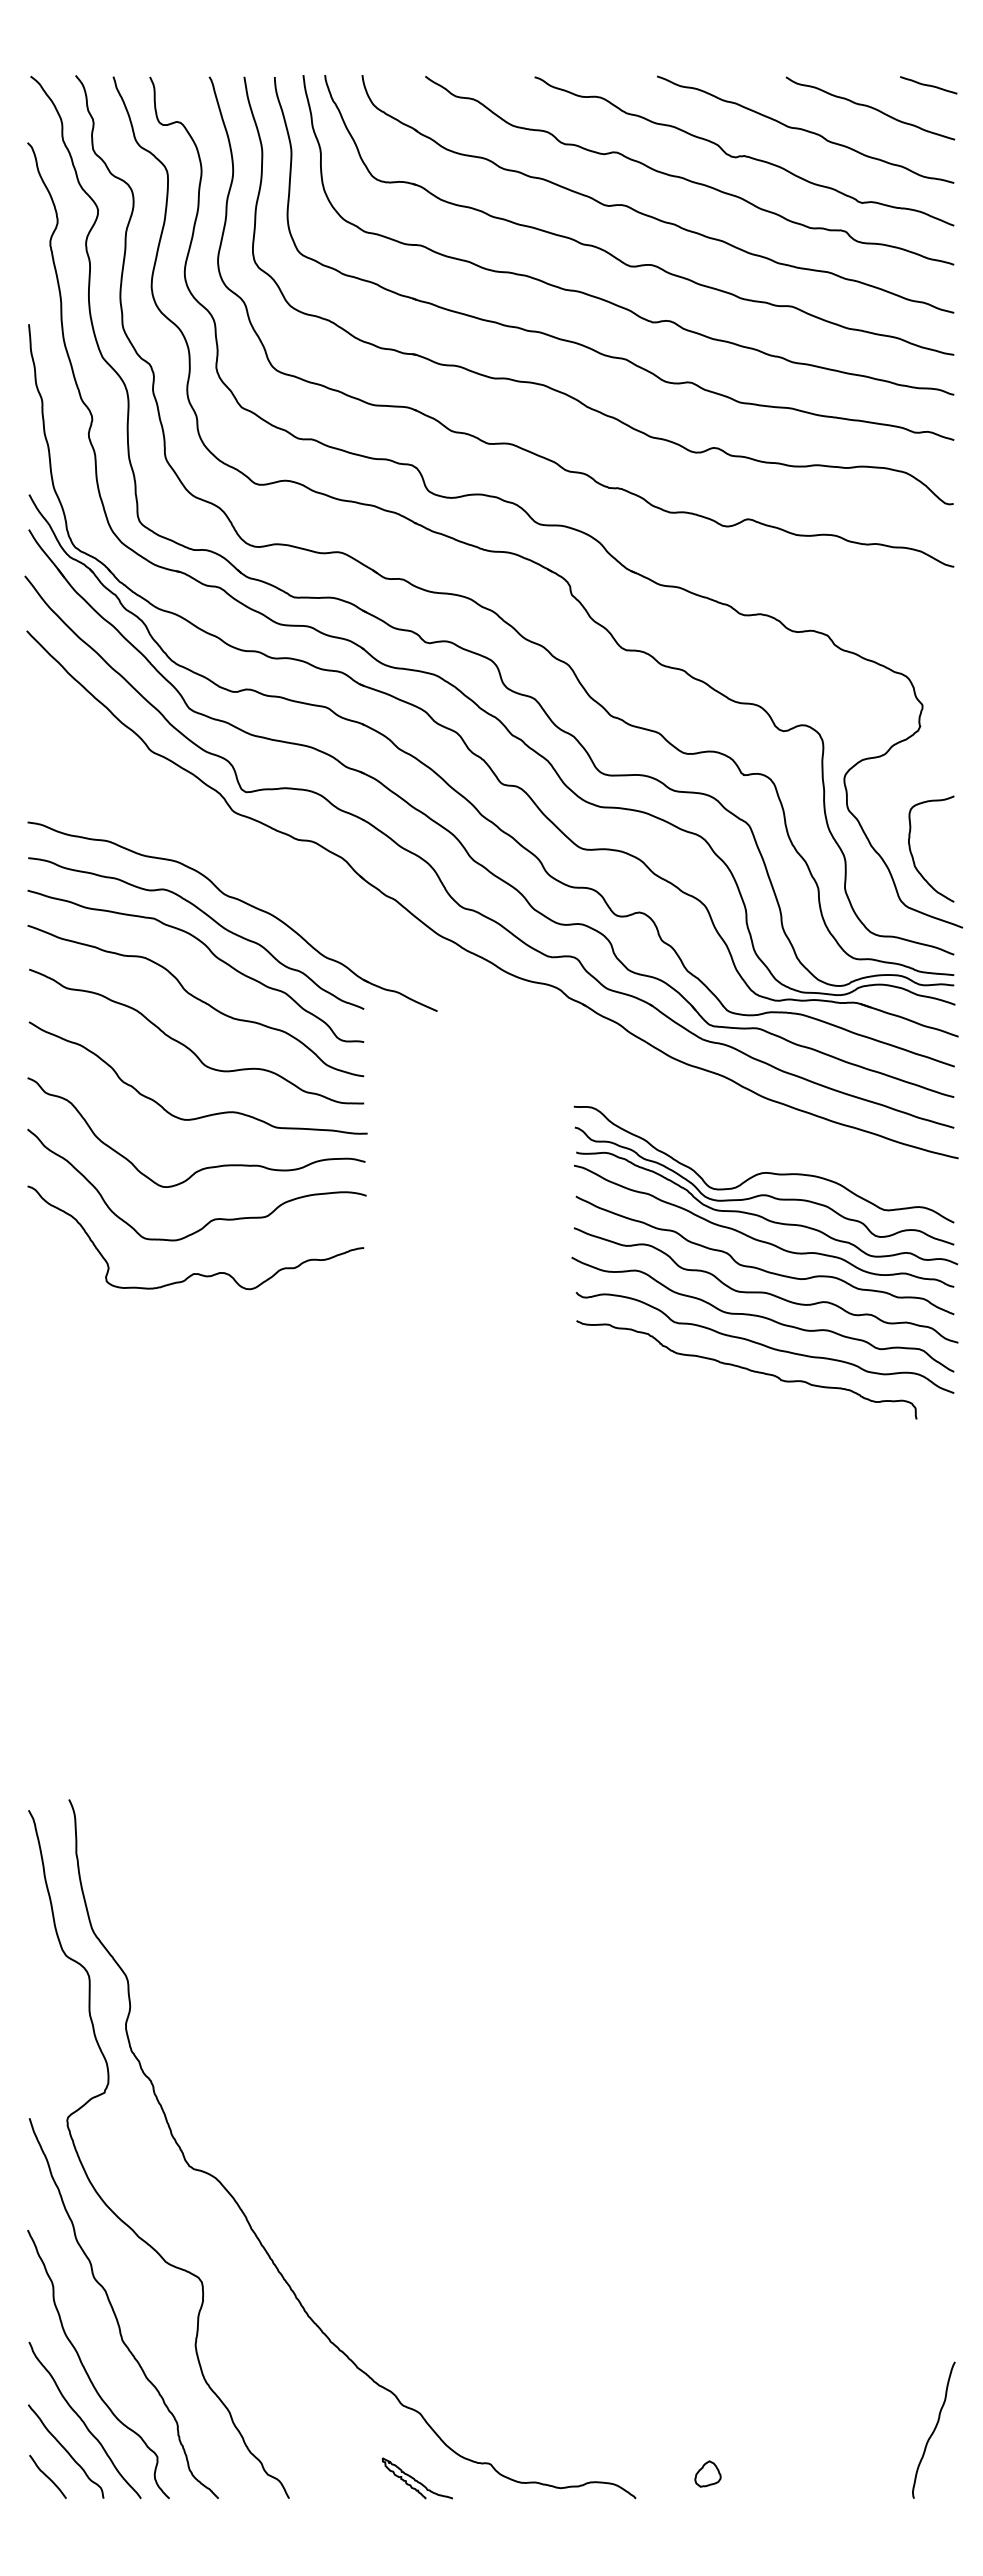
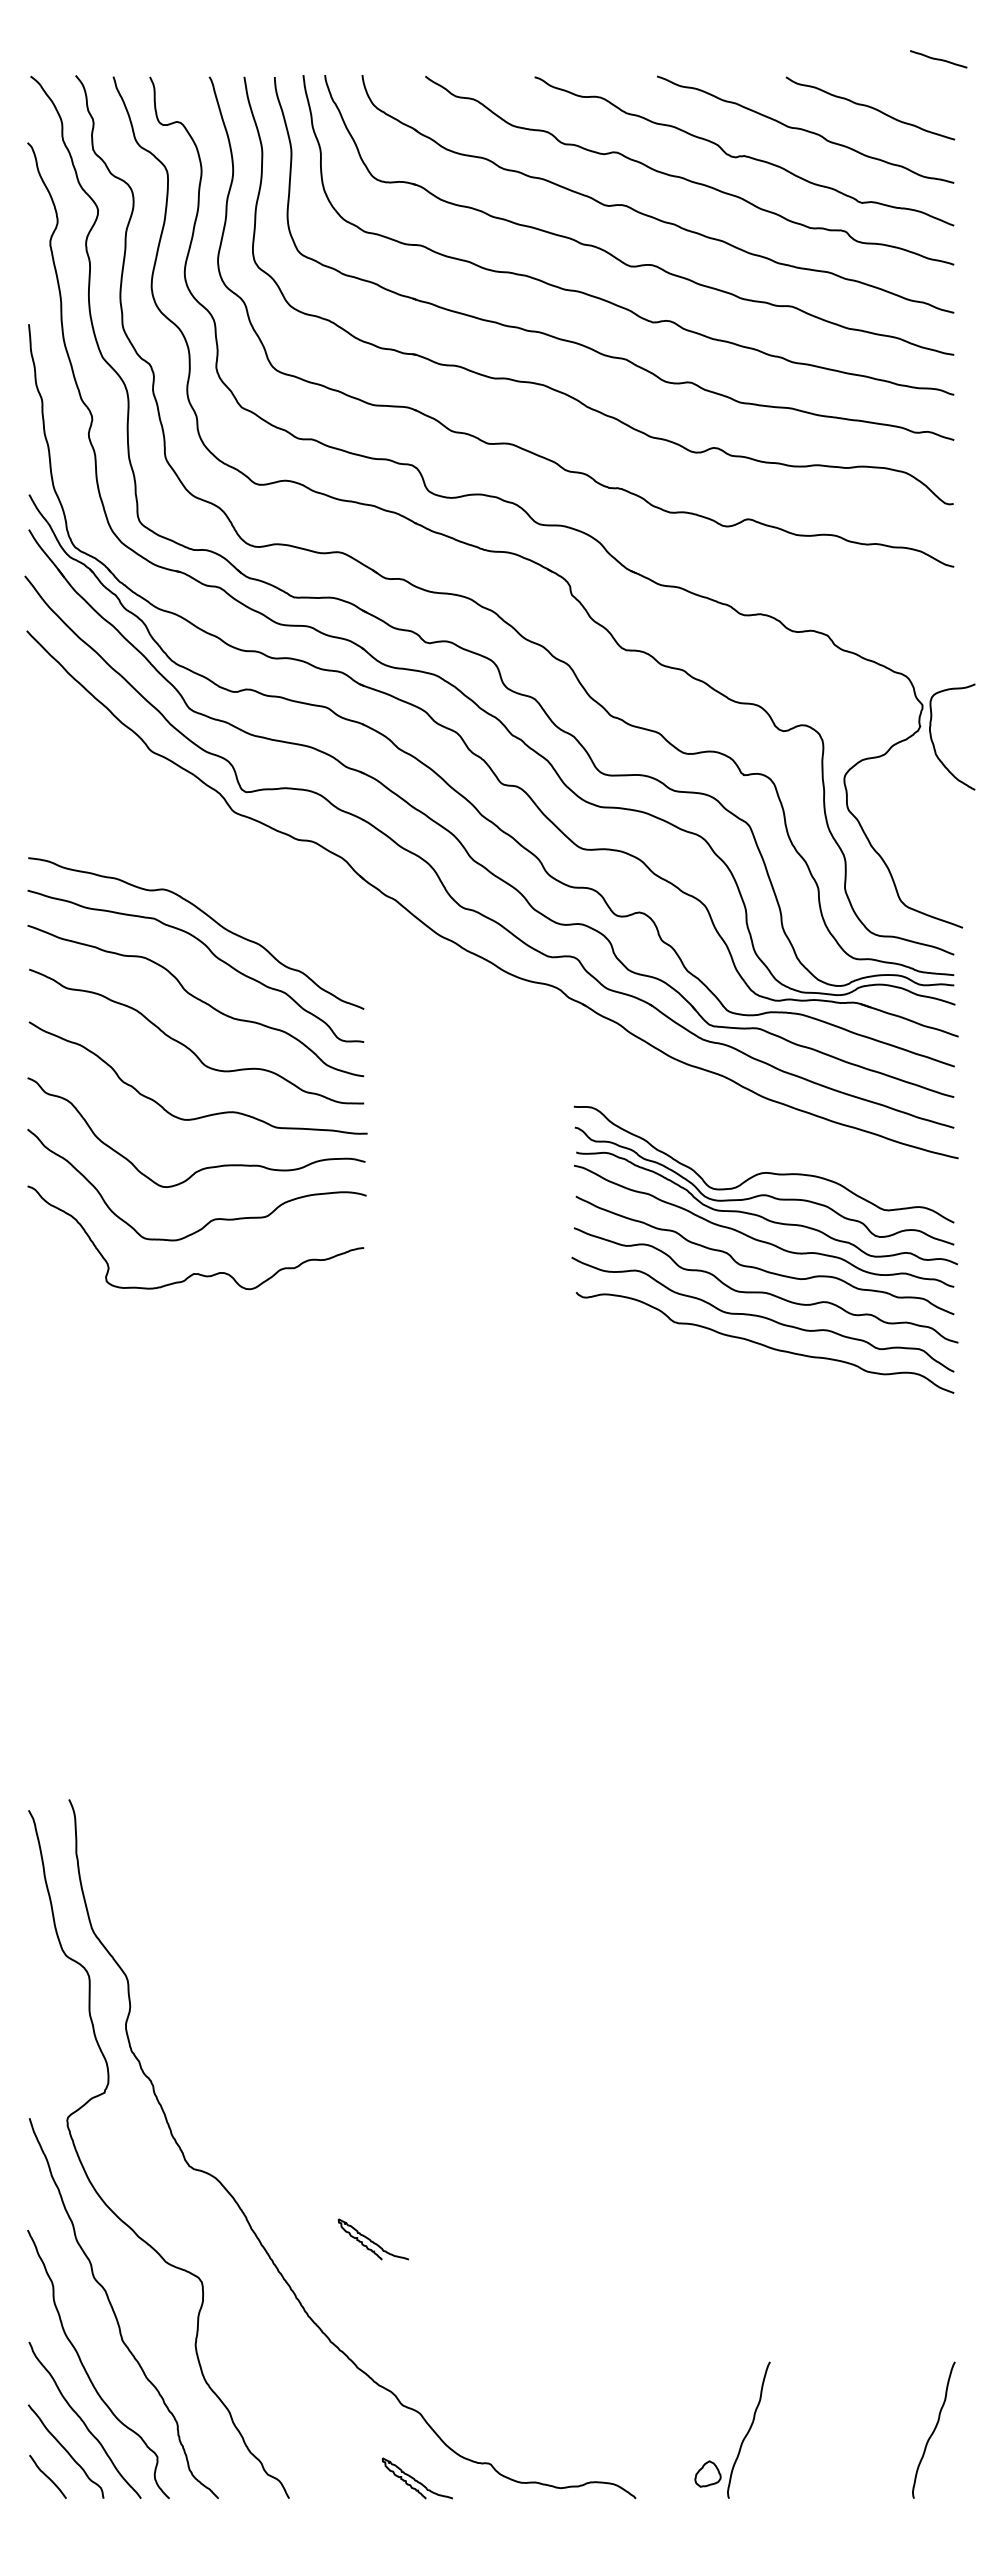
line position: (928, 85) -> (938, 59) (938, 59)
curve position: (912, 853) -> (933, 741) (933, 741)
part: present -> none (239, 901)
curve: present -> none (746, 1369)
curve: none -> present (372, 2240)
curve: none -> present (748, 2429)
